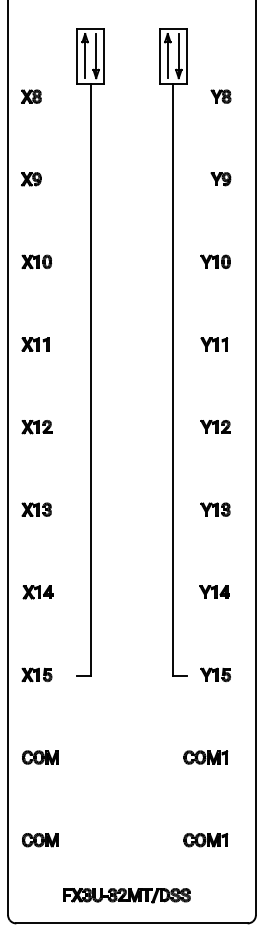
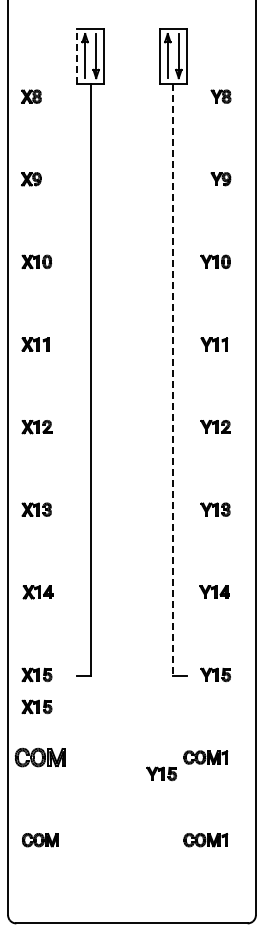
line: solid -> dashed (76, 56)
line: solid -> dashed (173, 380)
part: none -> present (36, 706)
part size: 37x15 px -> 51x21 px (40, 757)
part: none -> present (161, 773)
part: present -> none (126, 895)
